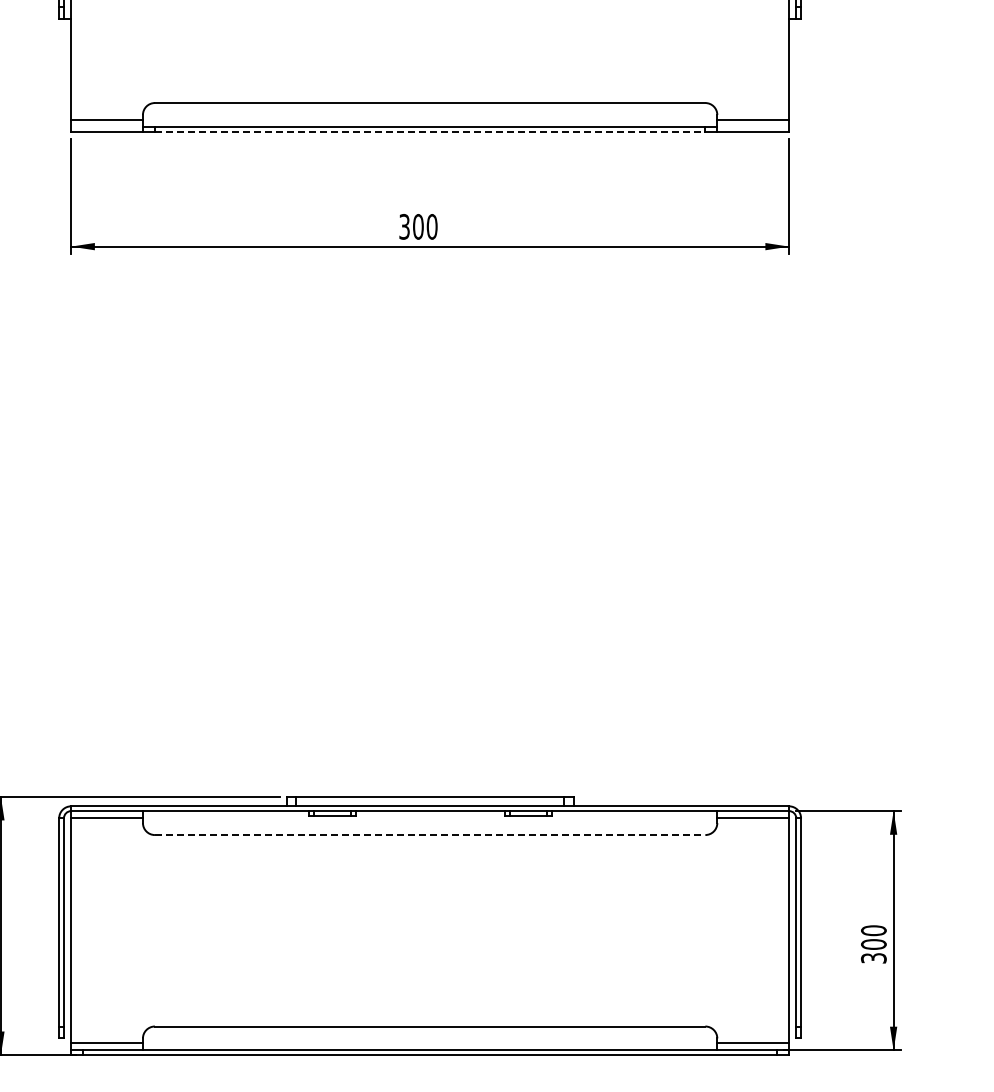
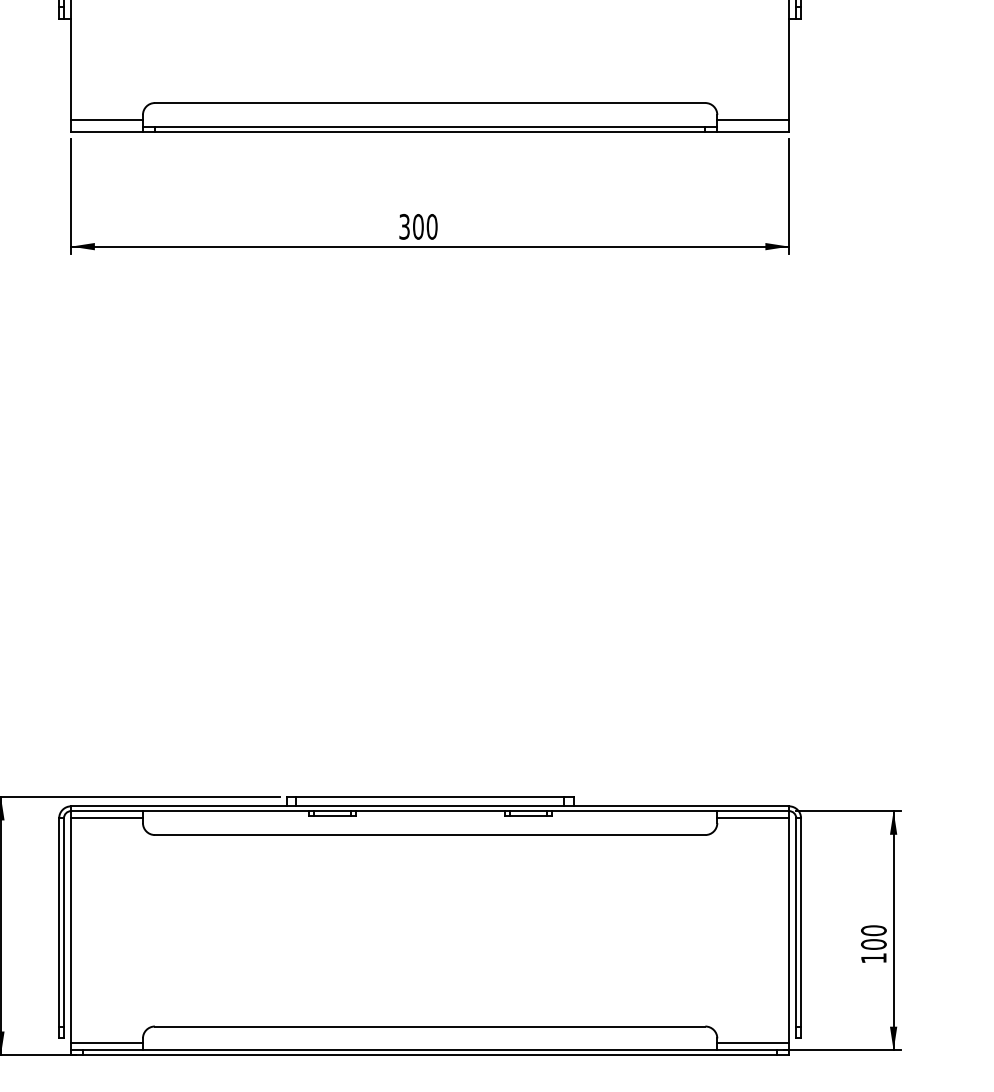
line: dashed -> solid (430, 131)
line: dashed -> solid (430, 835)
text: 300 -> 100 (873, 958)
